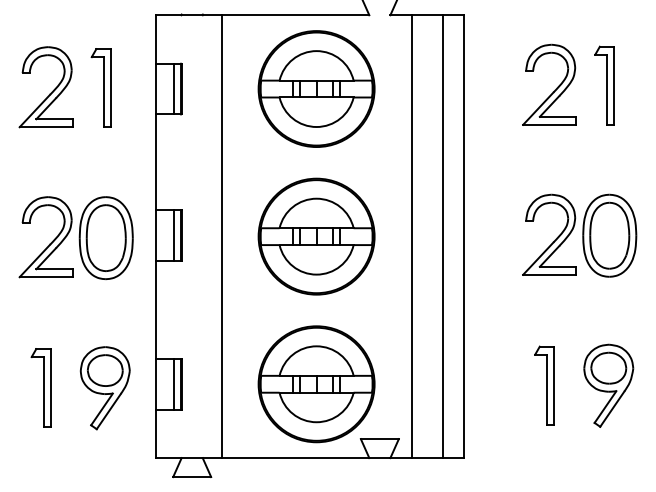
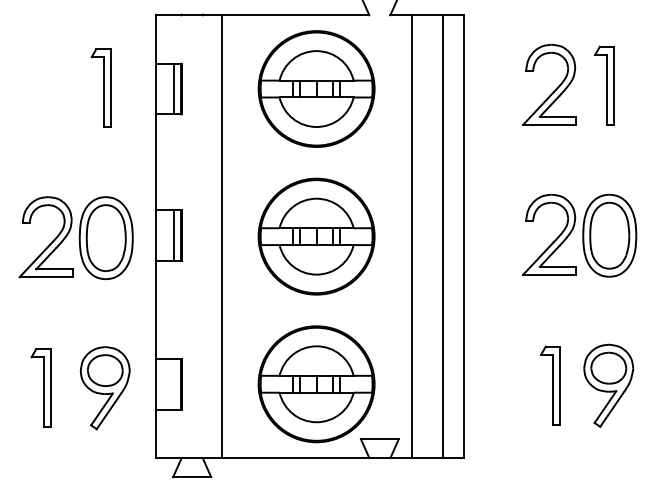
part: present -> none (50, 92)
line: present -> none (174, 383)
part position: (544, 385) -> (550, 385) (550, 385)
